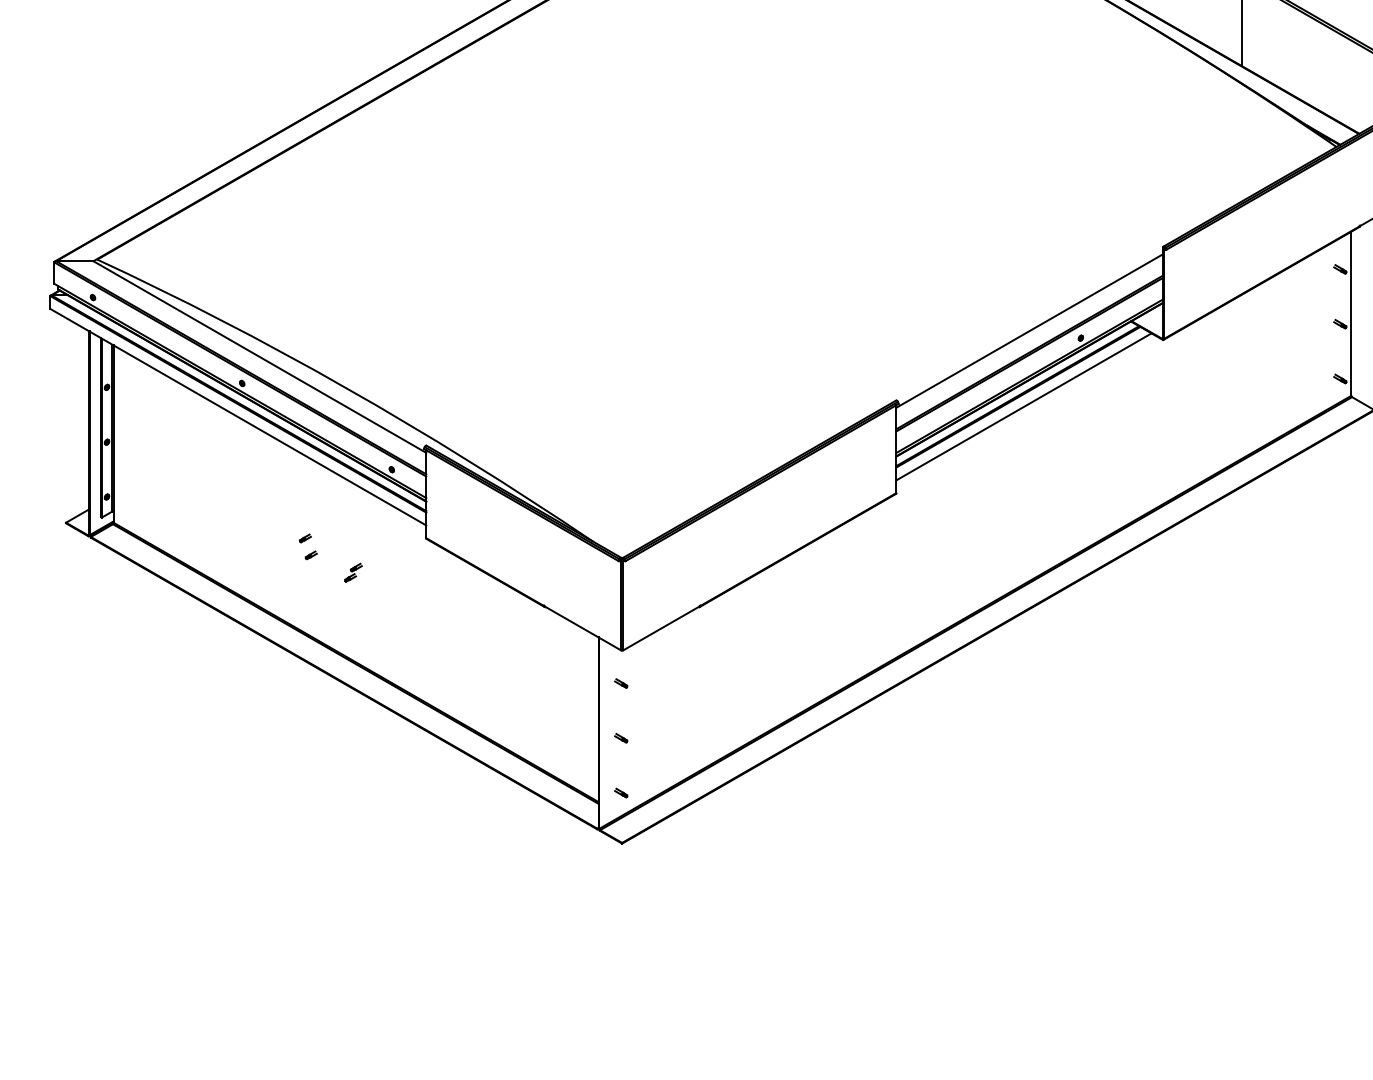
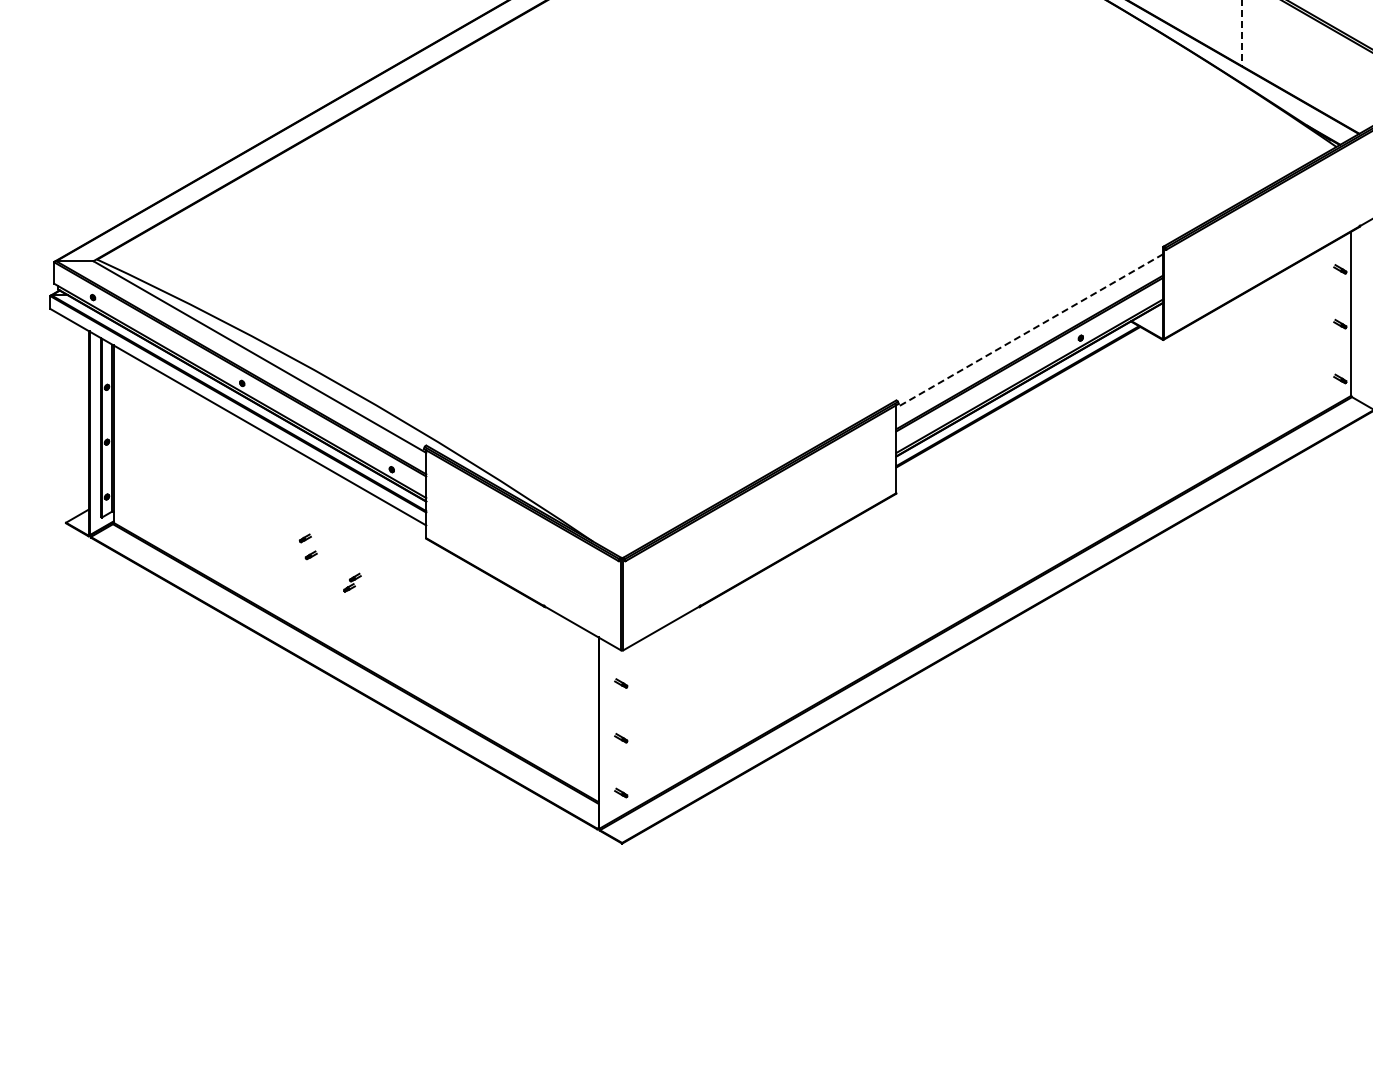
line: solid -> dashed (1241, 33)
line: solid -> dashed (1029, 331)
line: present -> none (1023, 406)
part position: (353, 572) -> (352, 582) (352, 582)
